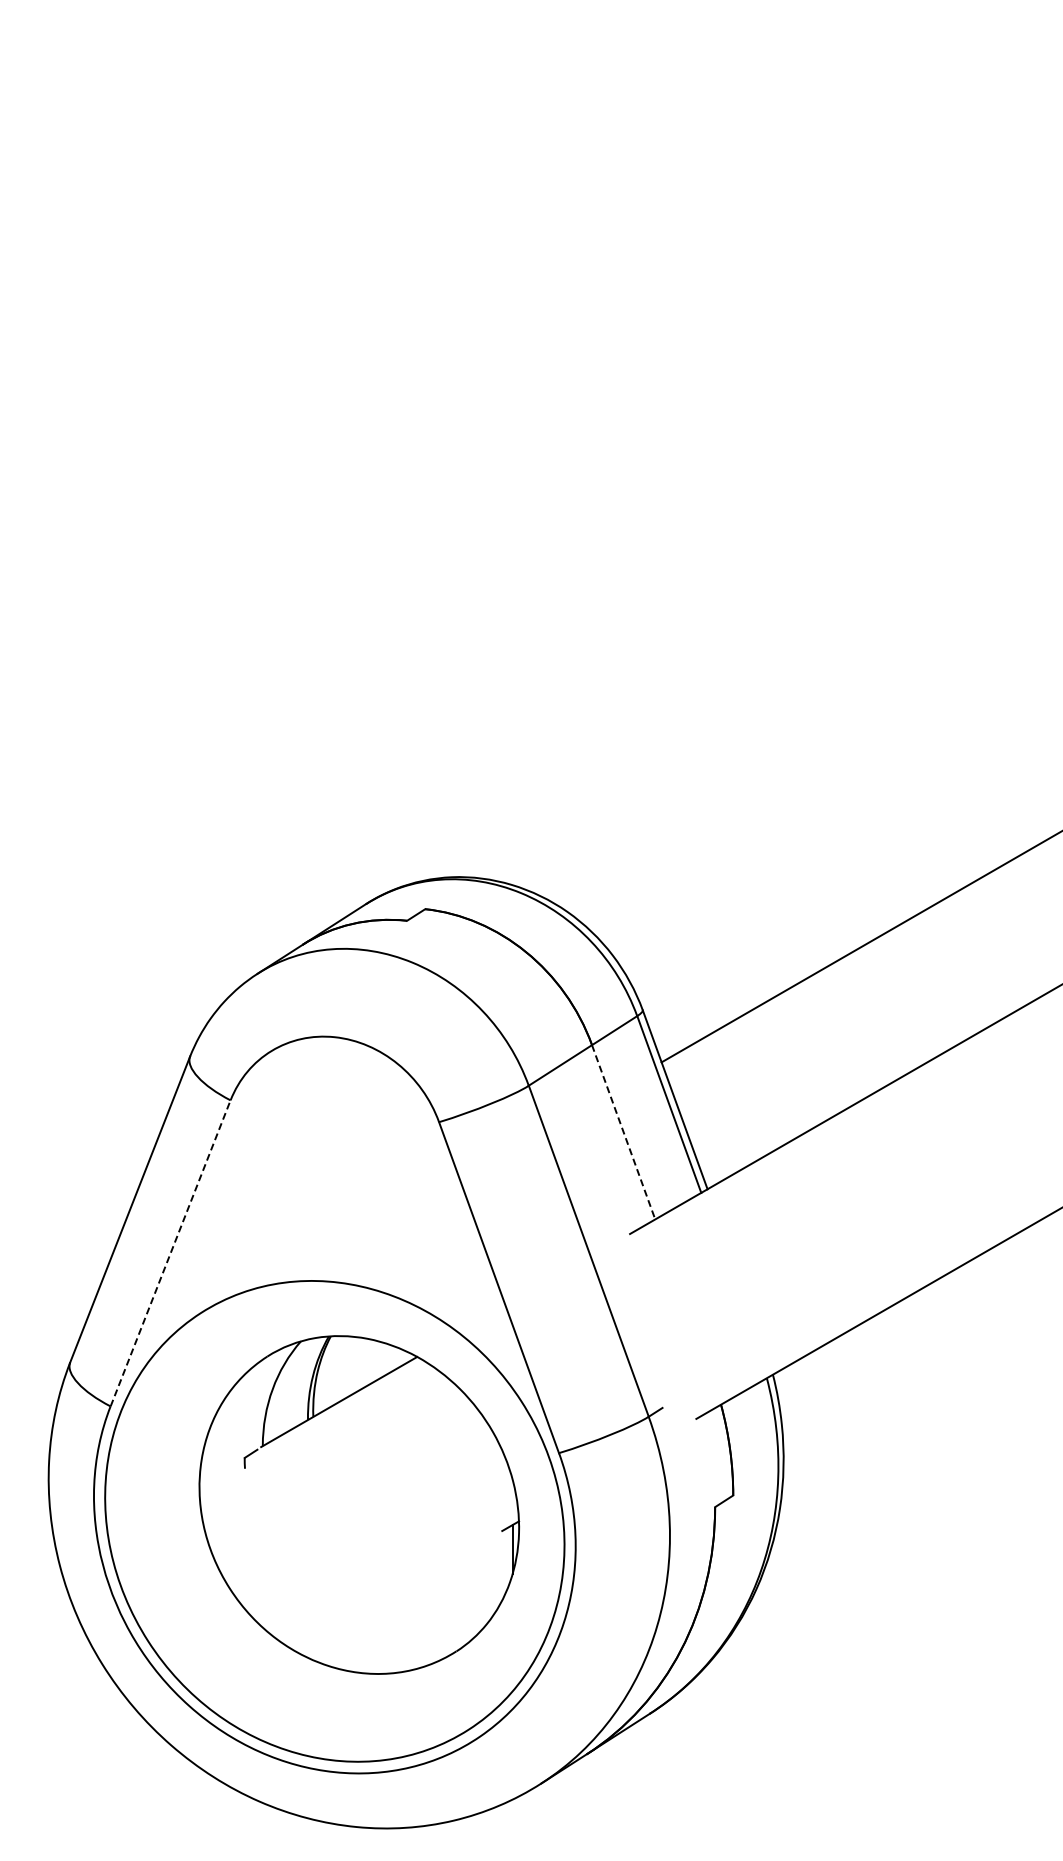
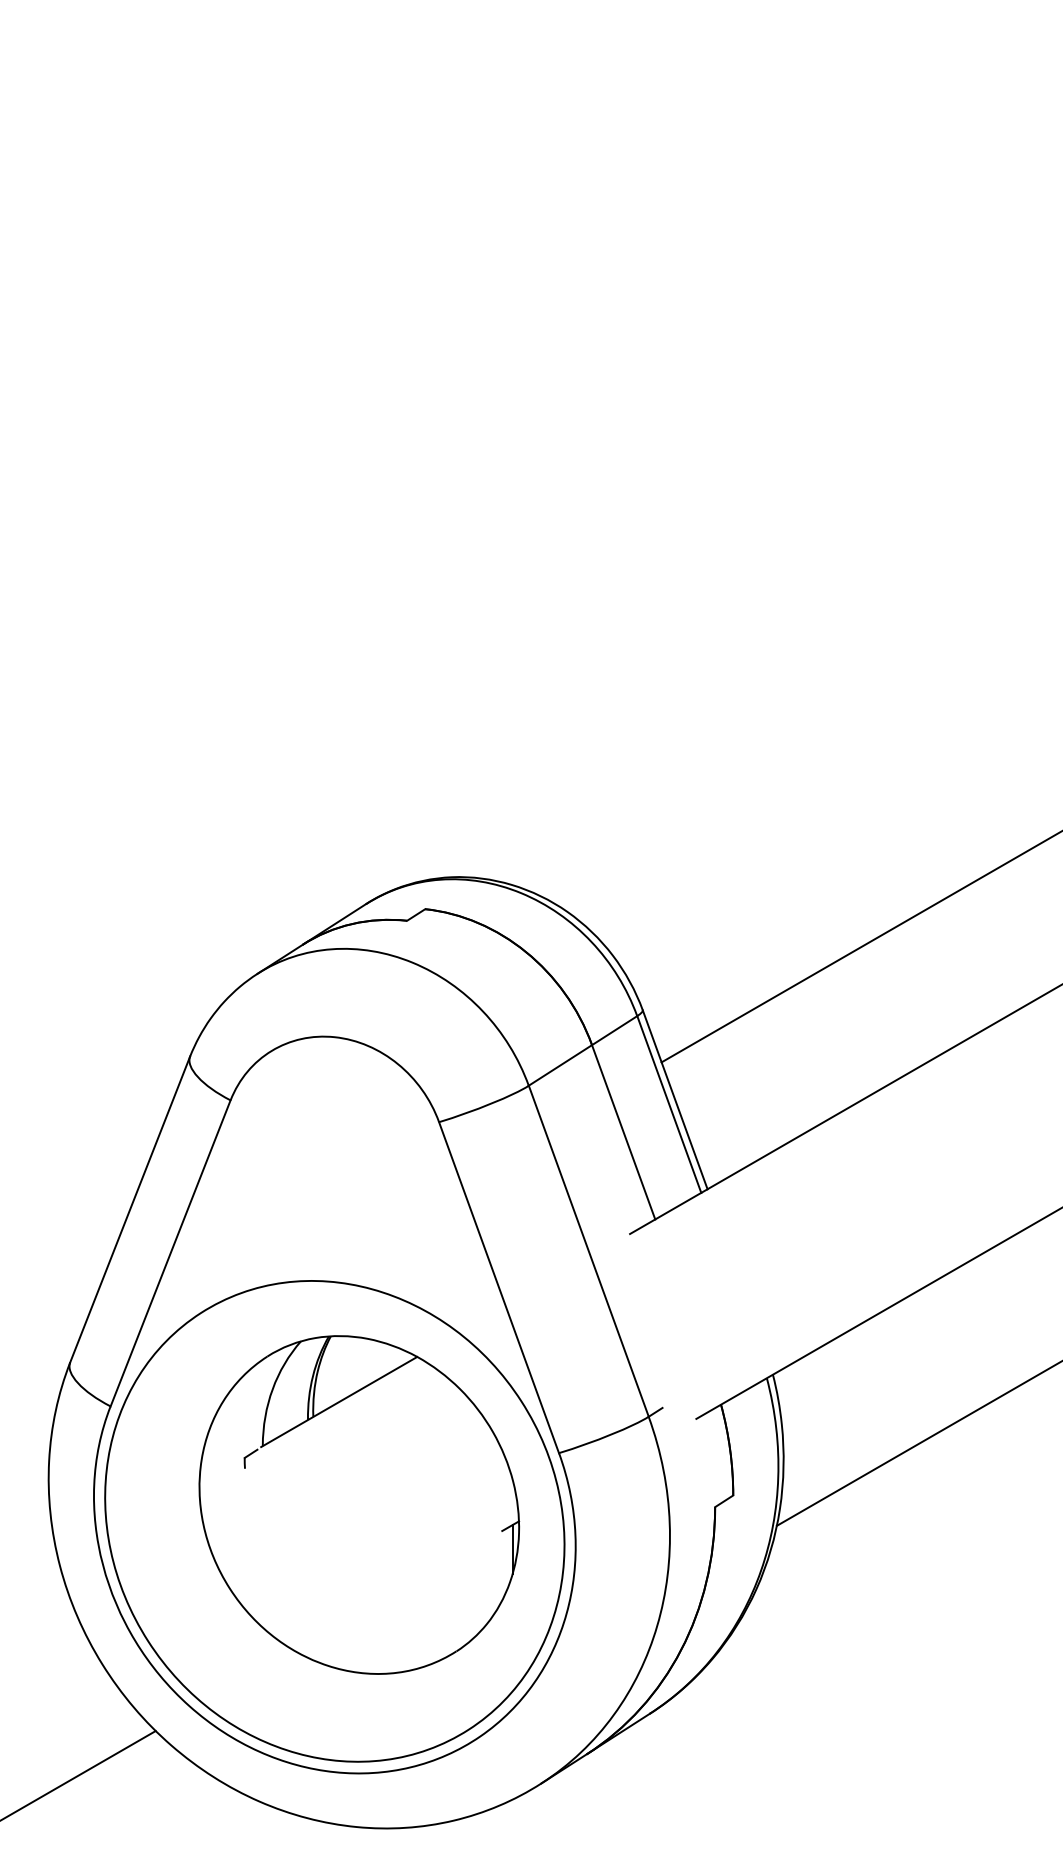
line: dashed -> solid (623, 1132)
line: dashed -> solid (170, 1252)
line: none -> present (917, 1443)
line: none -> present (78, 1775)
